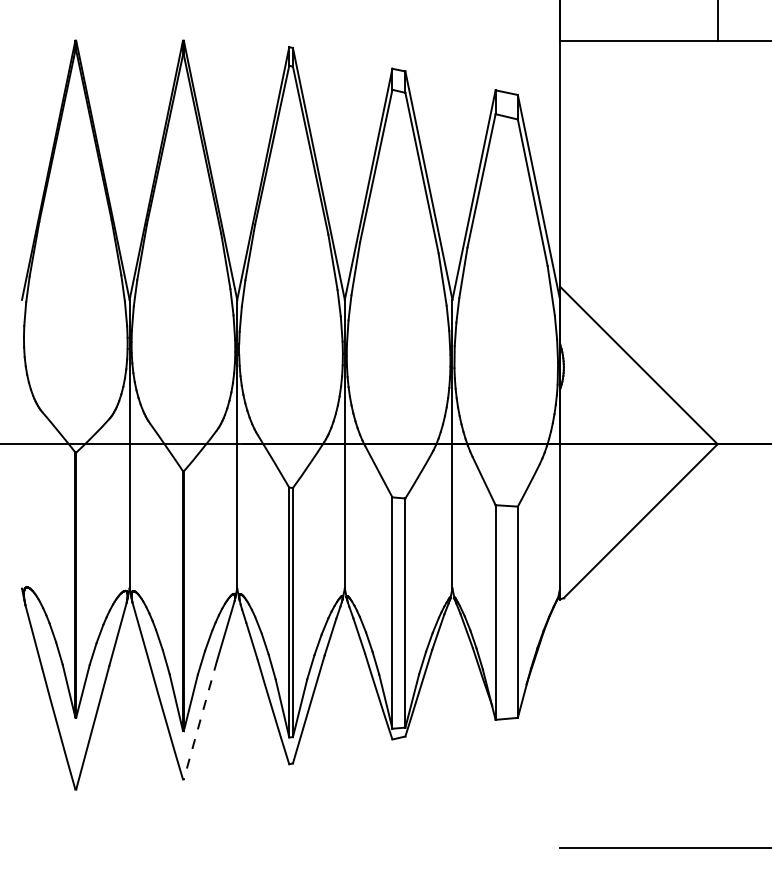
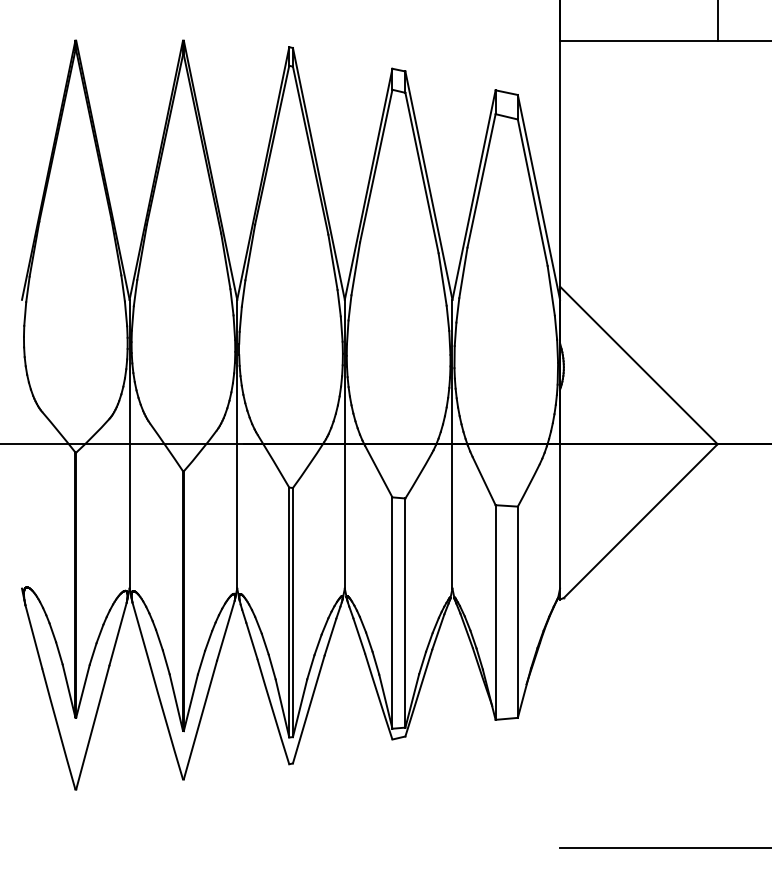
line: dashed -> solid (200, 720)
